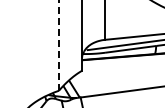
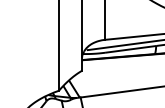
line: dashed -> solid (59, 44)
